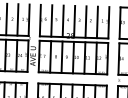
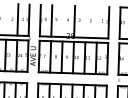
line: present -> none (6, 19)
line: present -> none (62, 21)
line: present -> none (85, 21)
line: present -> none (96, 22)
